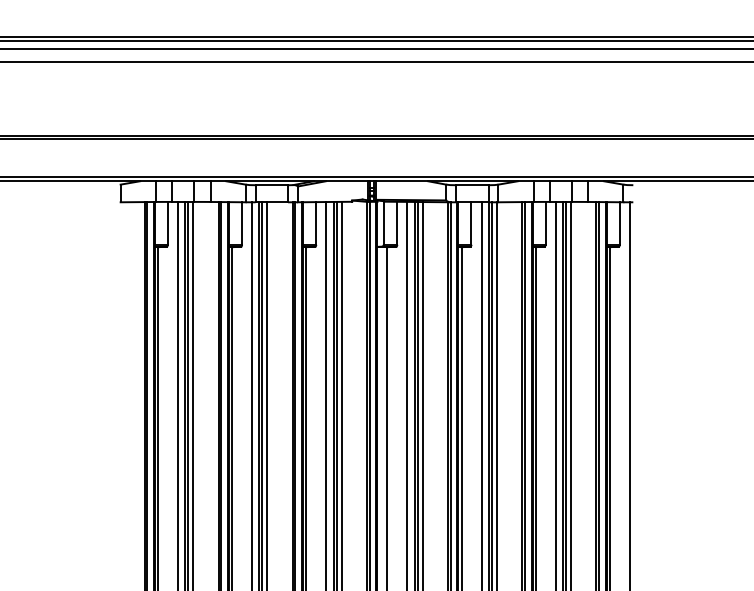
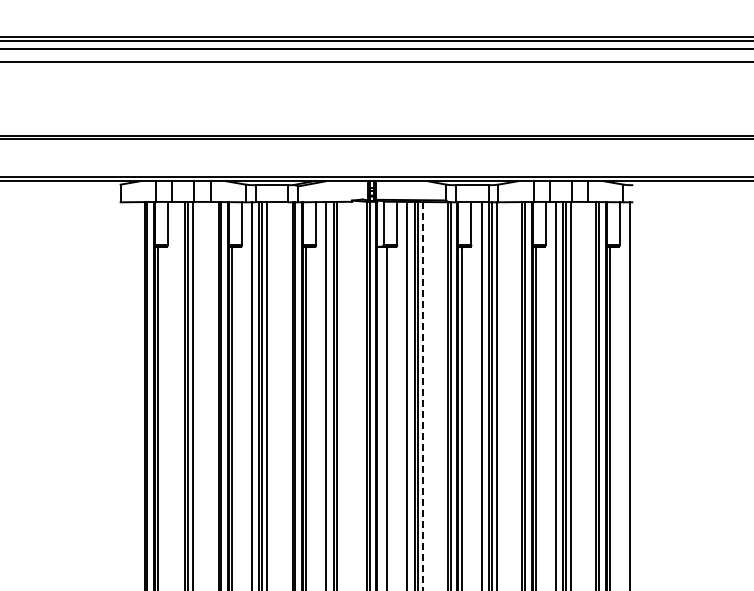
line: present -> none (177, 394)
line: present -> none (341, 394)
line: solid -> dashed (422, 396)
